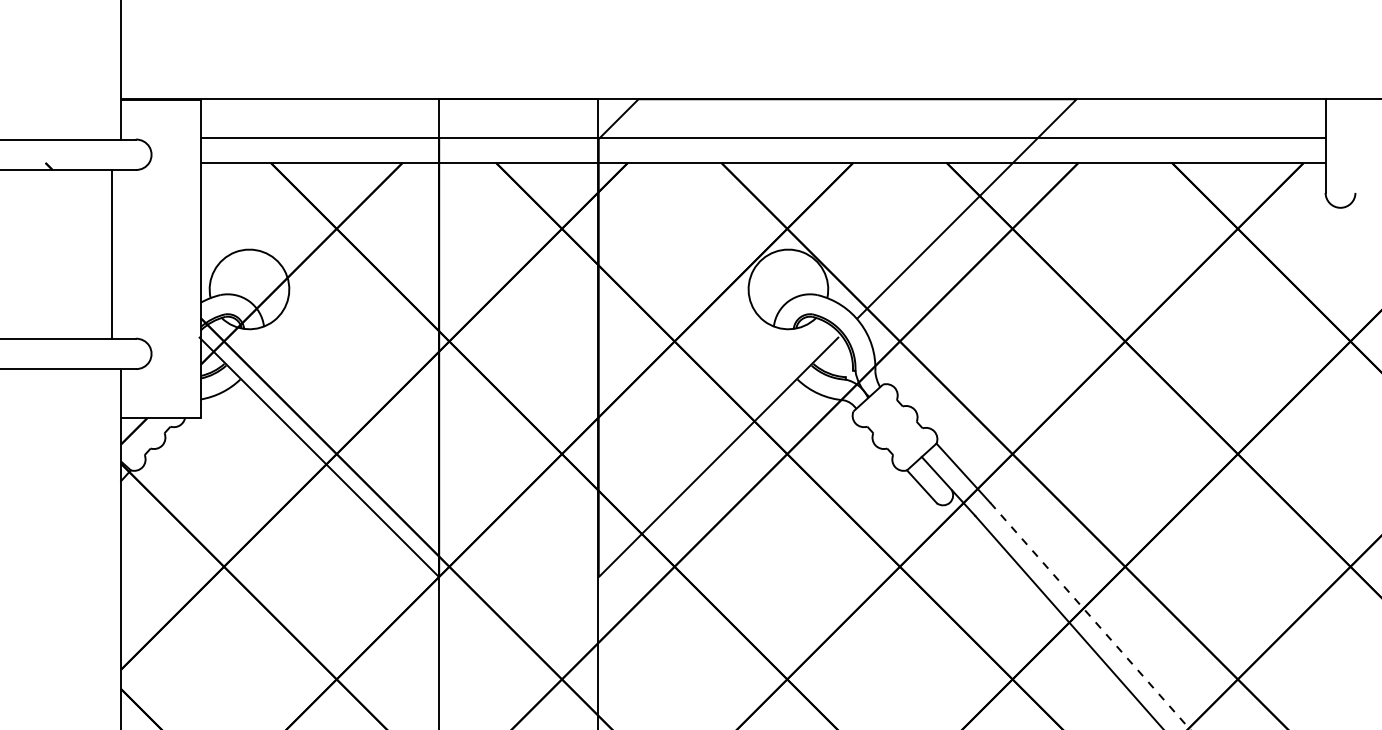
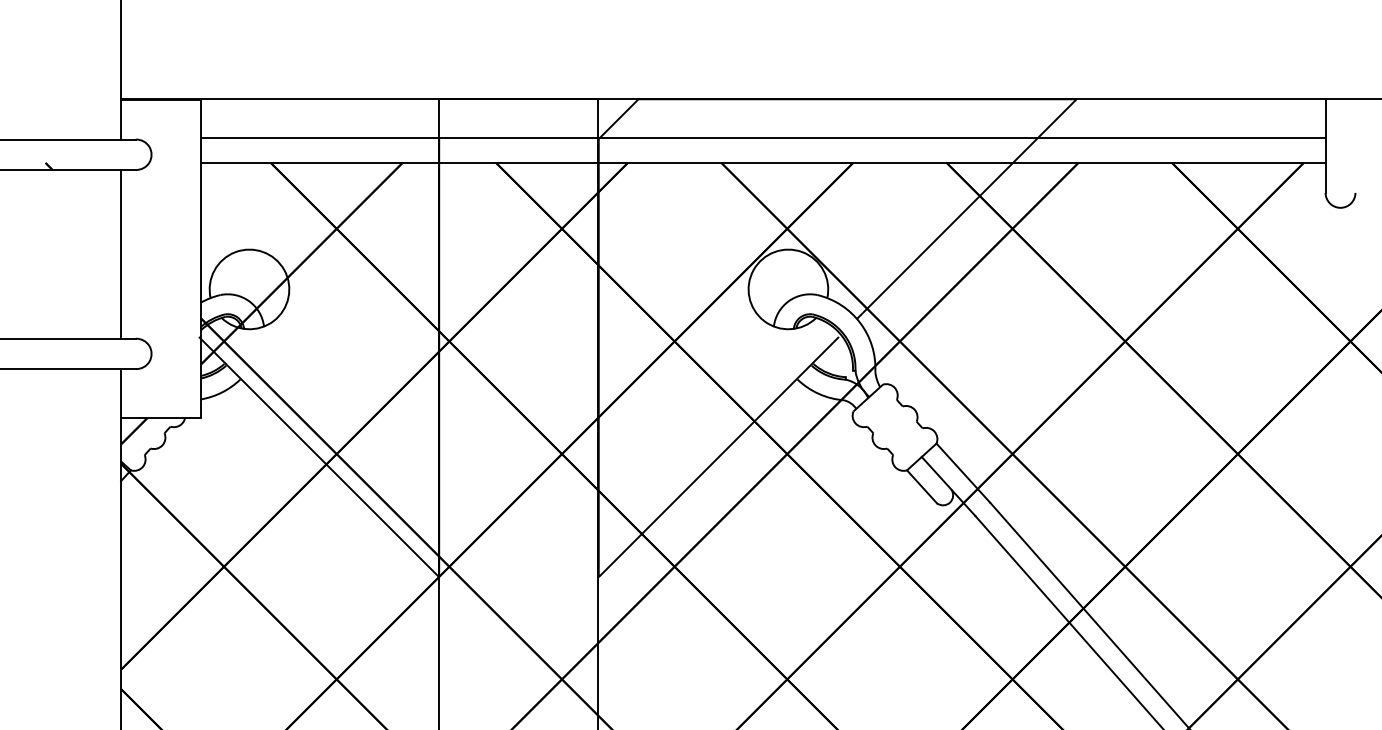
line position: (112, 253) -> (121, 253) (121, 253)
line: dashed -> solid (1090, 616)
